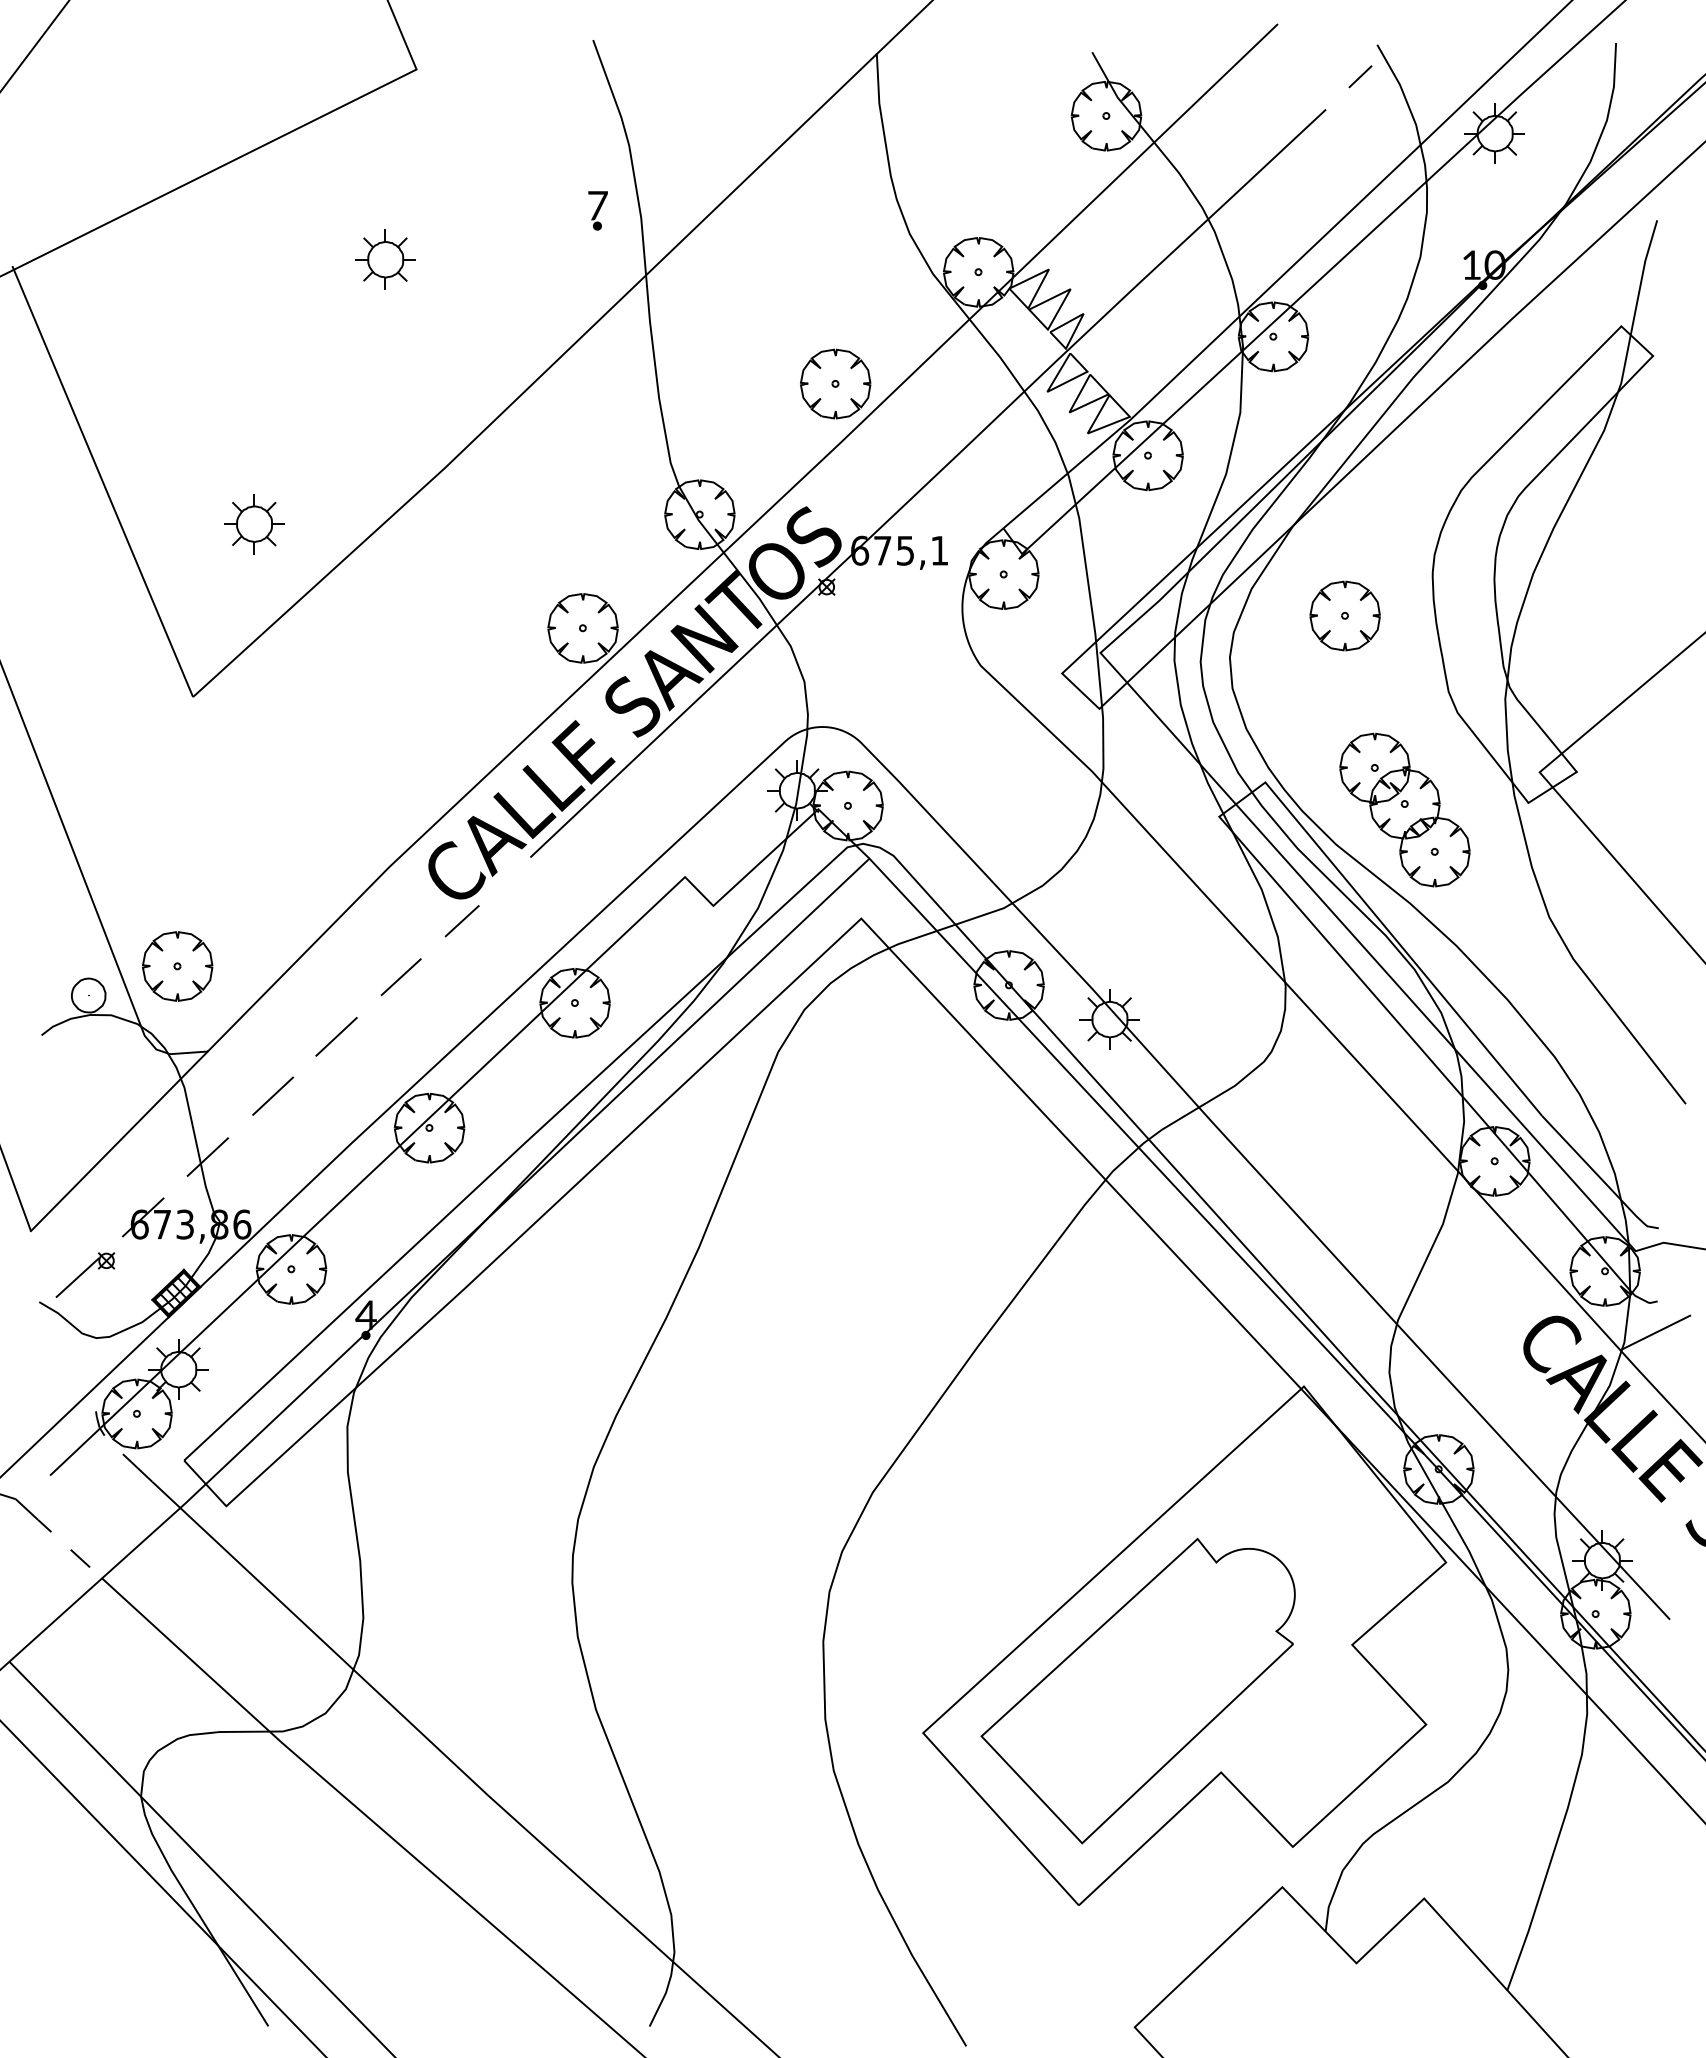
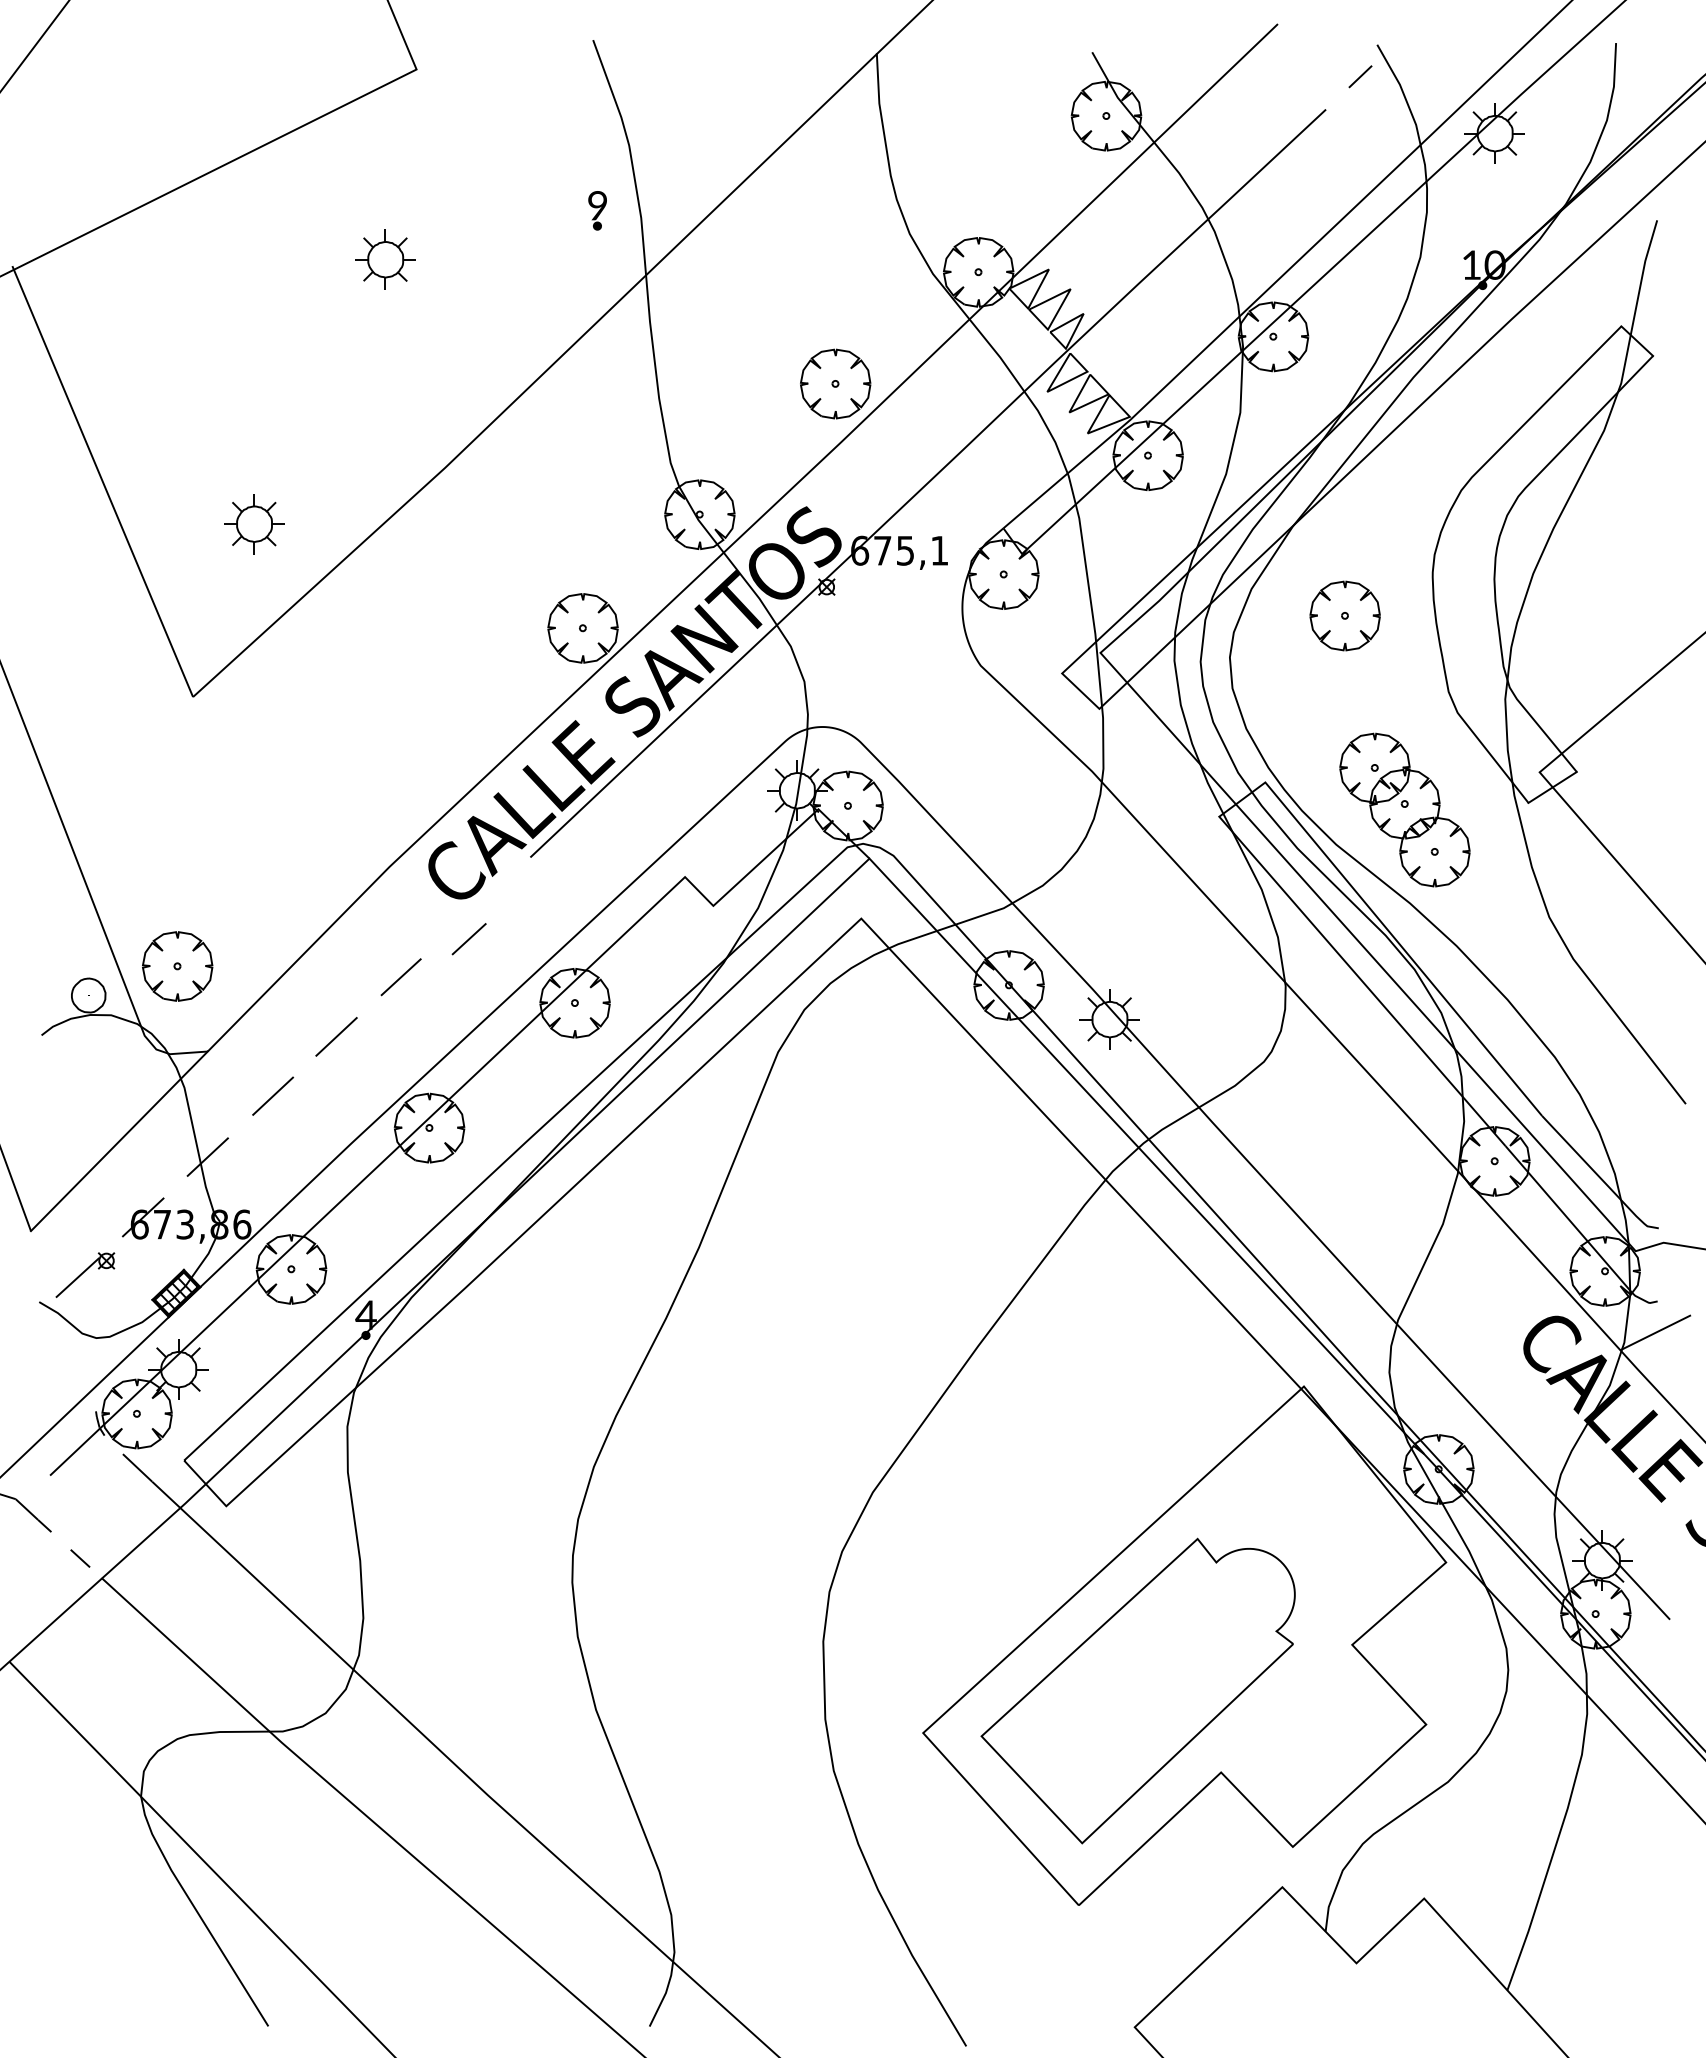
text: 7 -> 9 (597, 205)
line position: (461, 921) -> (468, 939) (468, 939)
line: present -> none (162, 1888)
